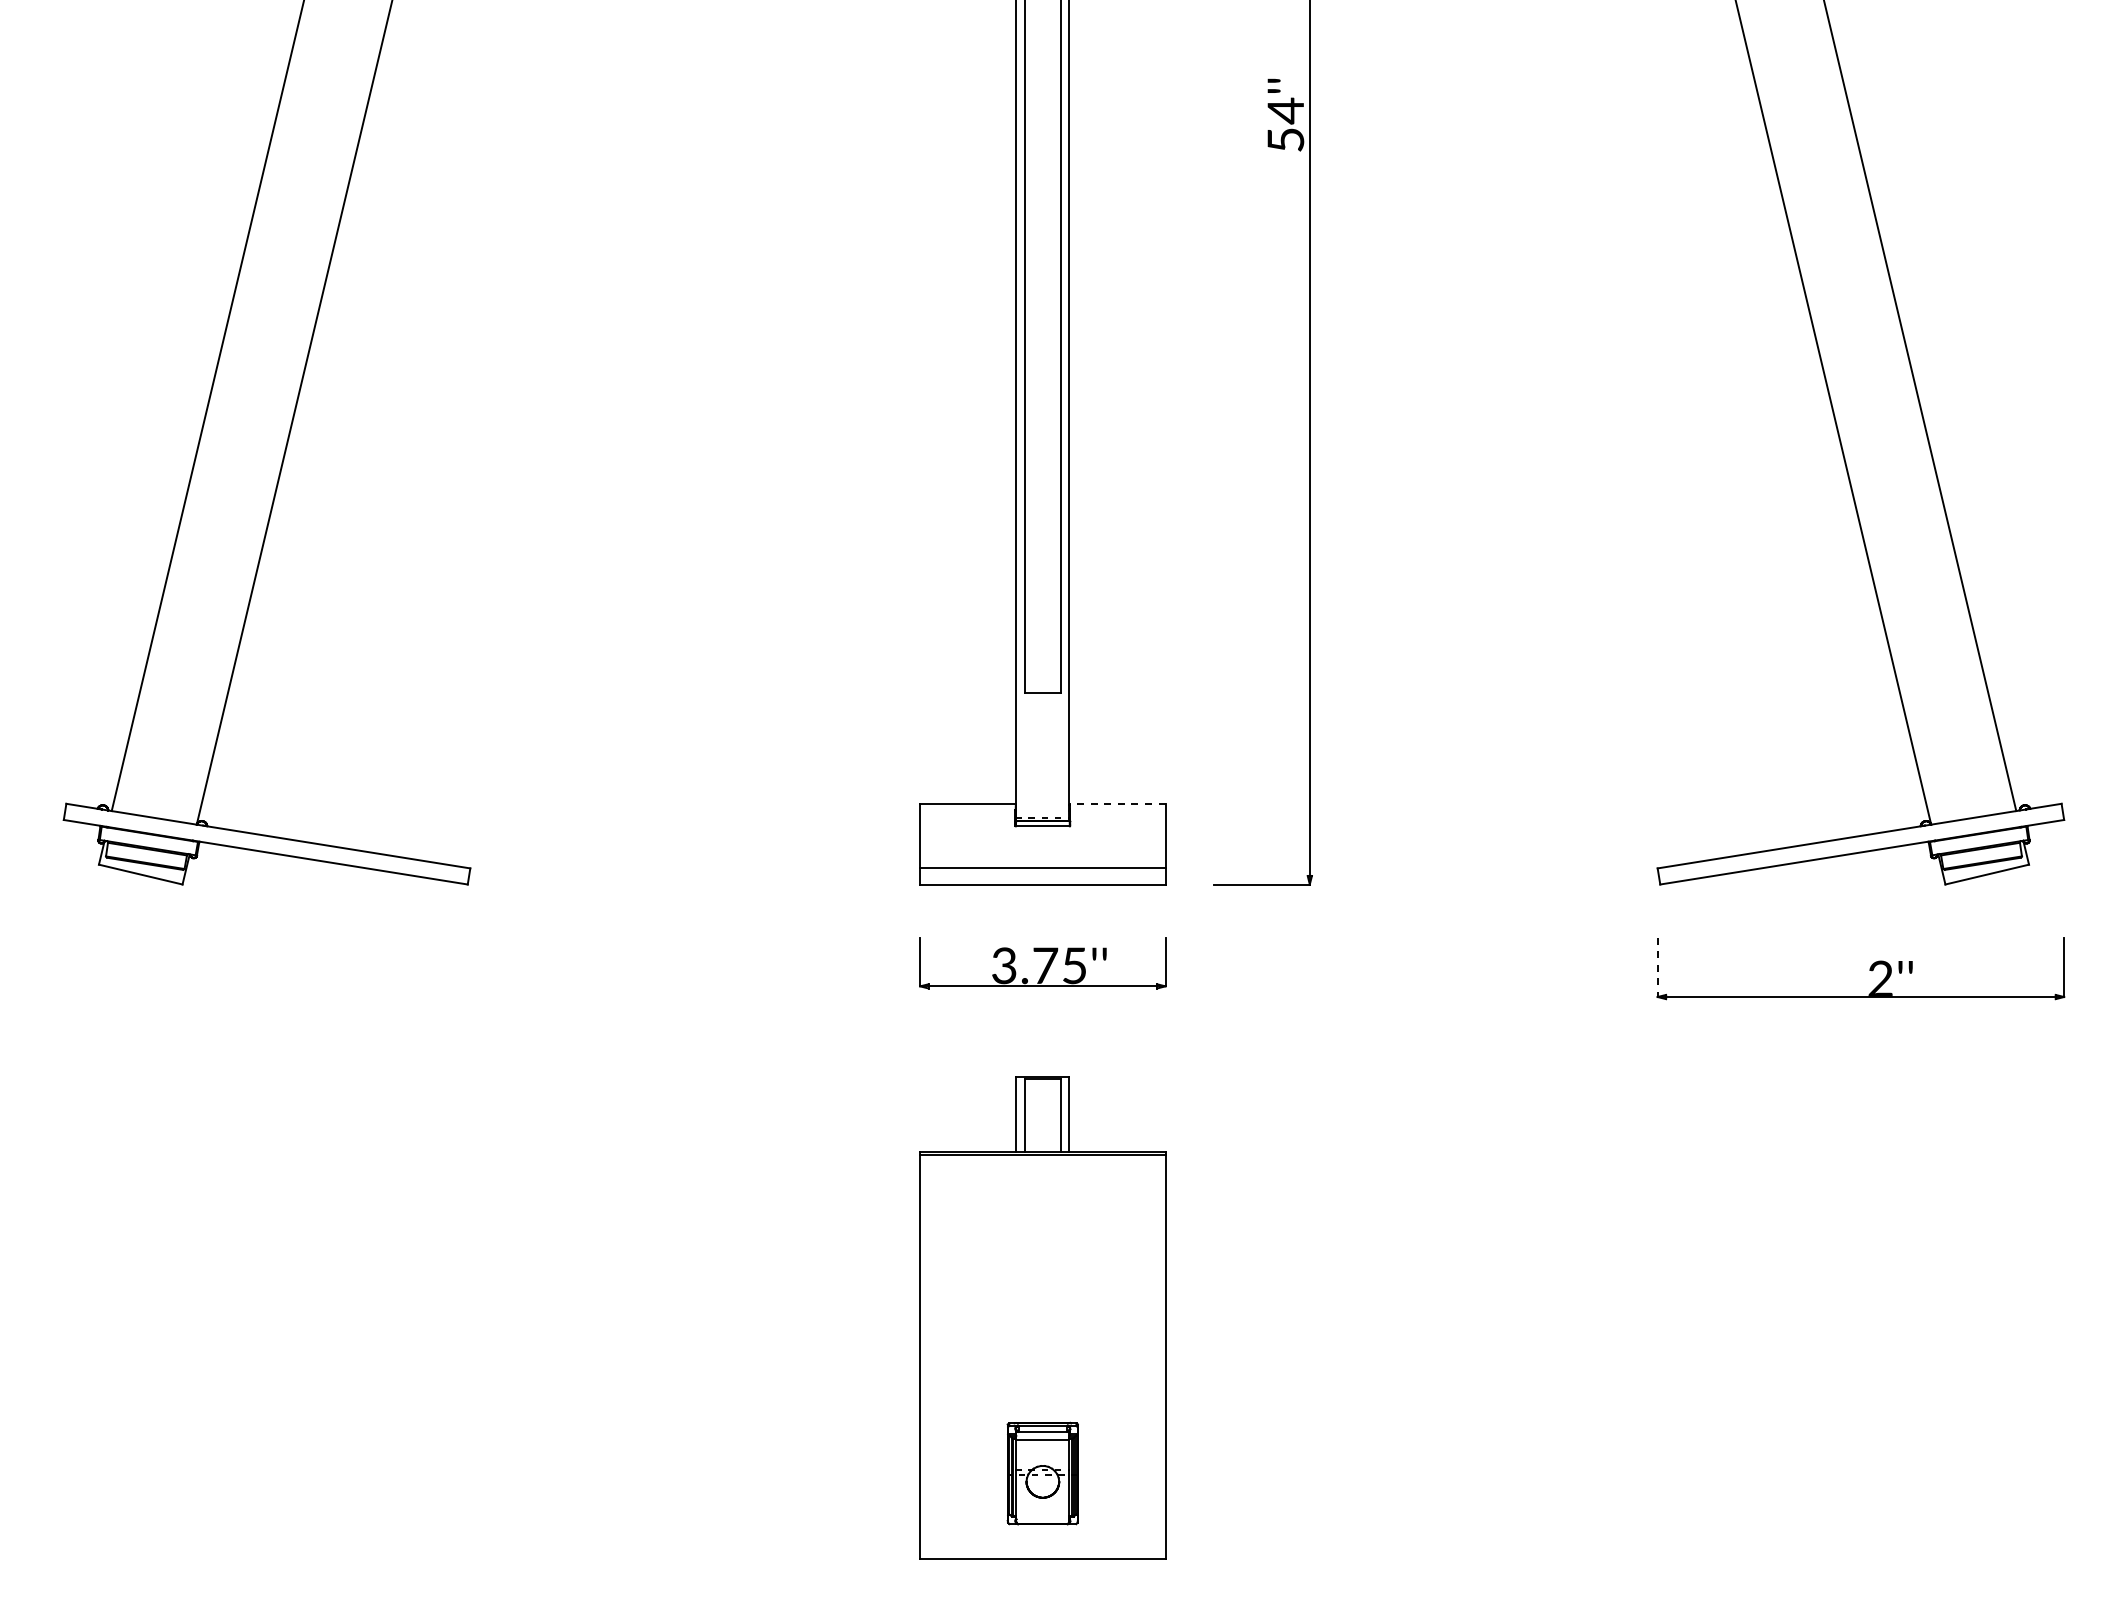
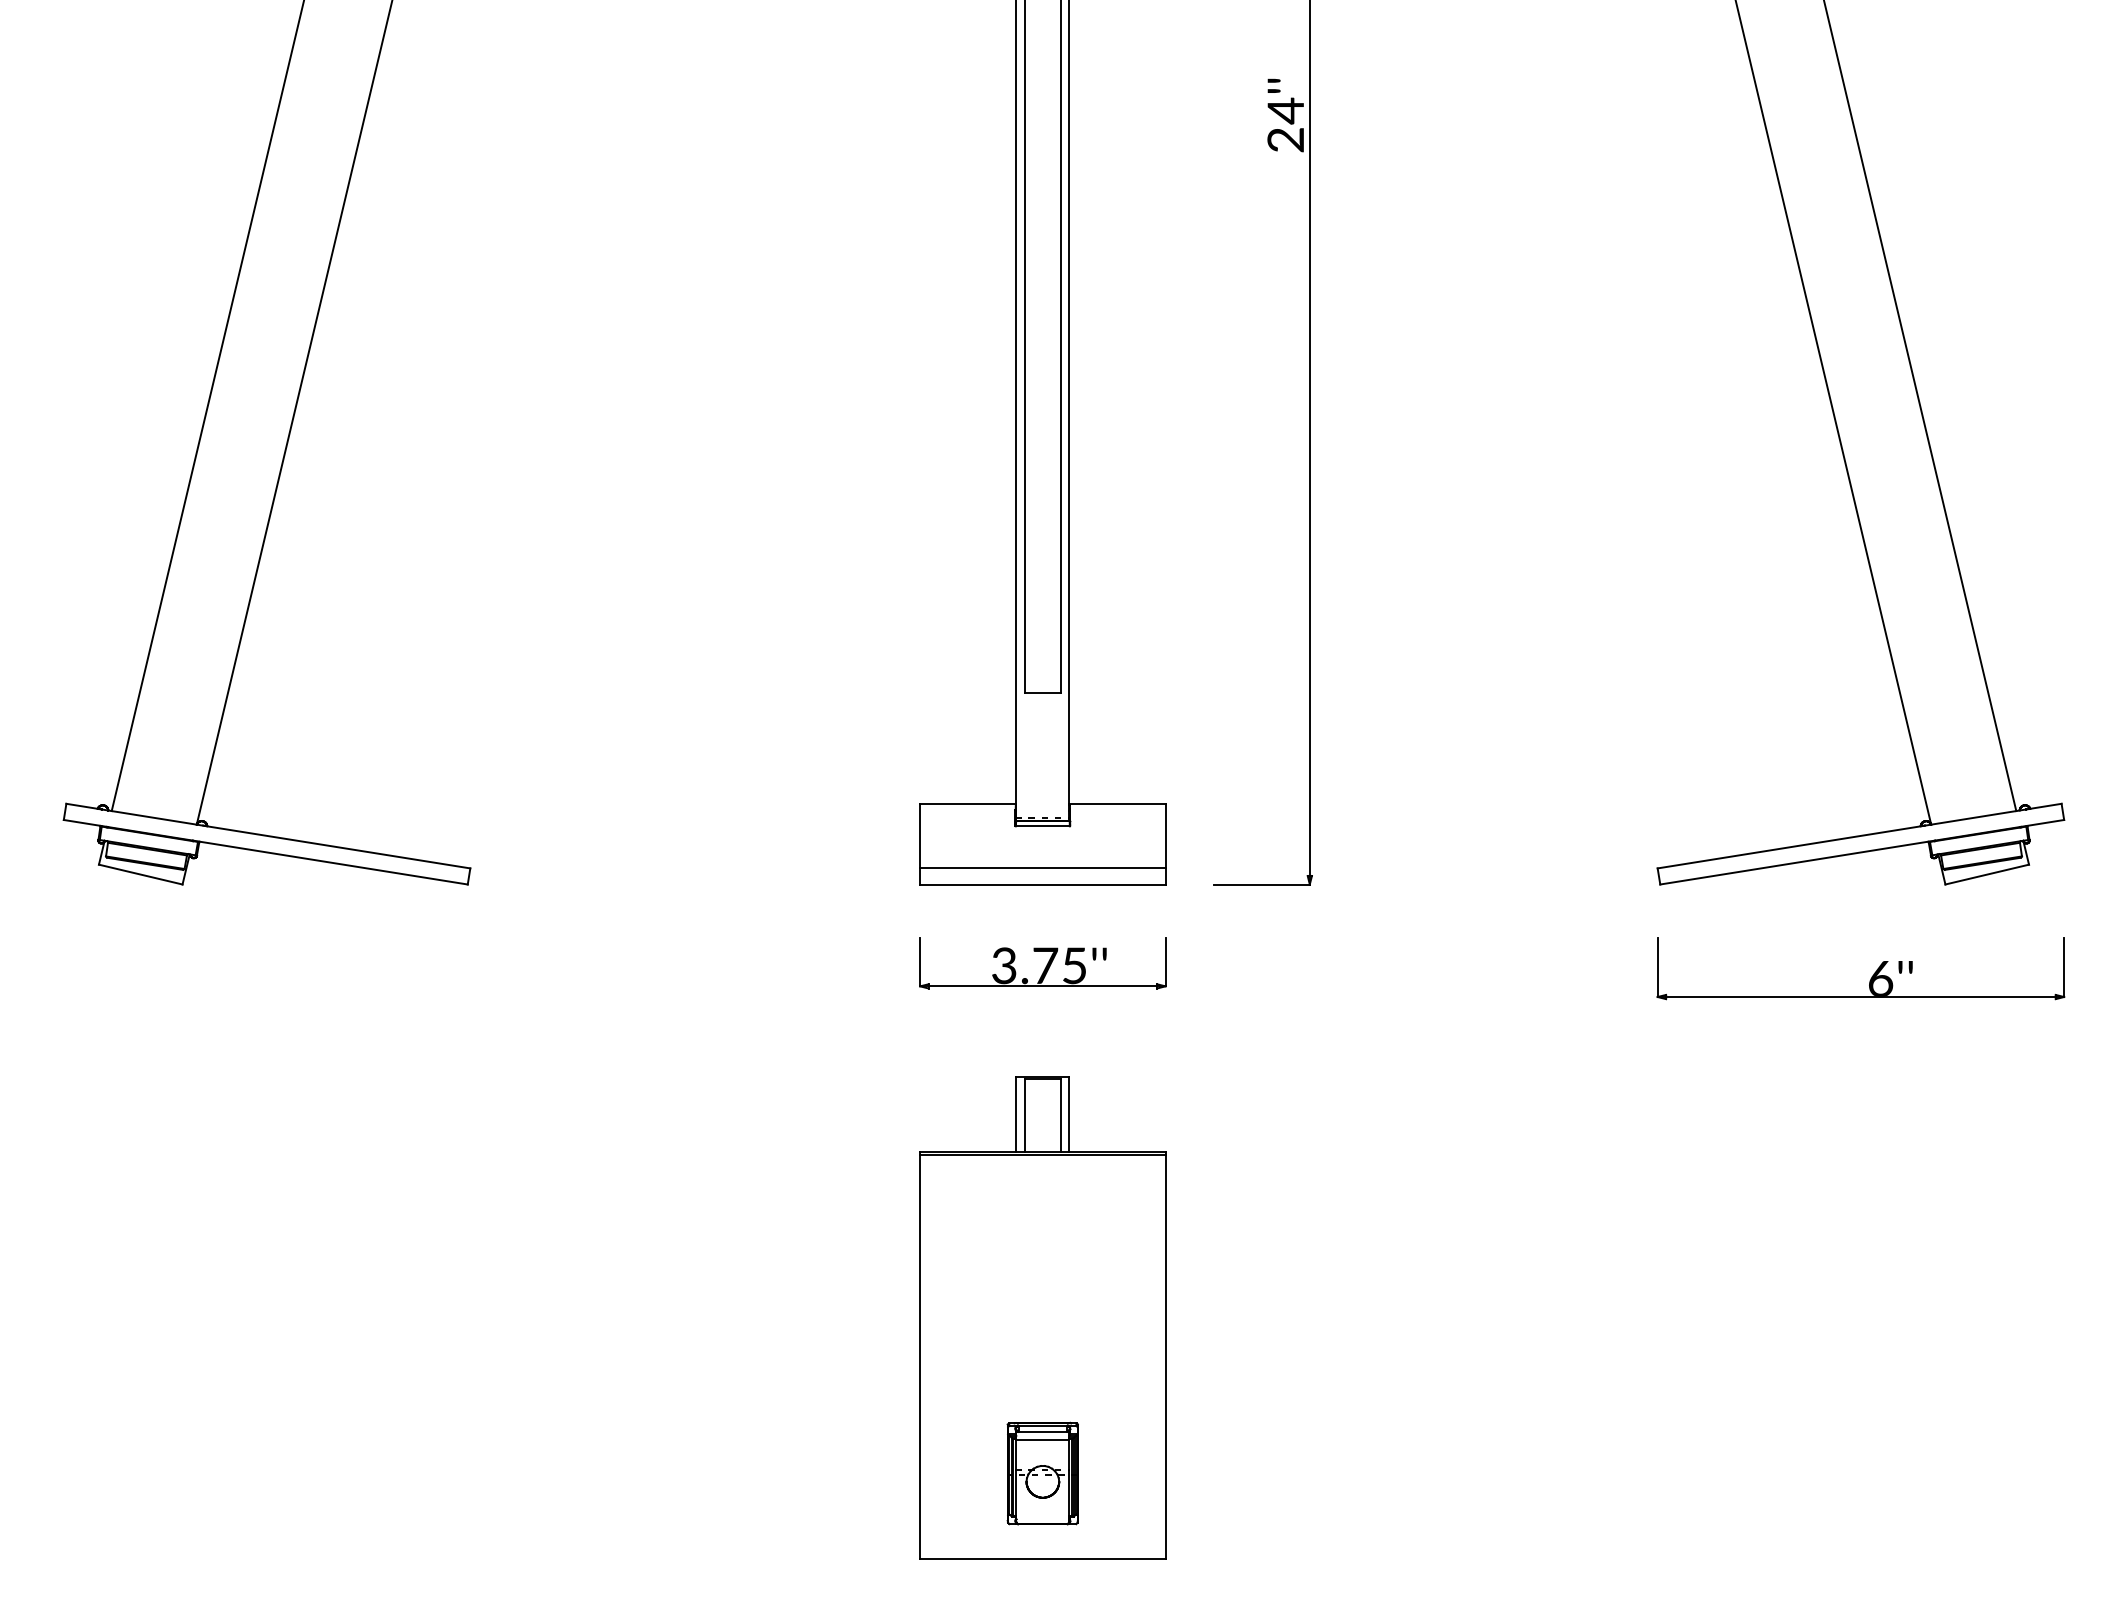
text: 54'' -> 24'' (1285, 140)
line: dashed -> solid (1116, 803)
line: dashed -> solid (1657, 967)
text: 2'' -> 6'' (1880, 977)
